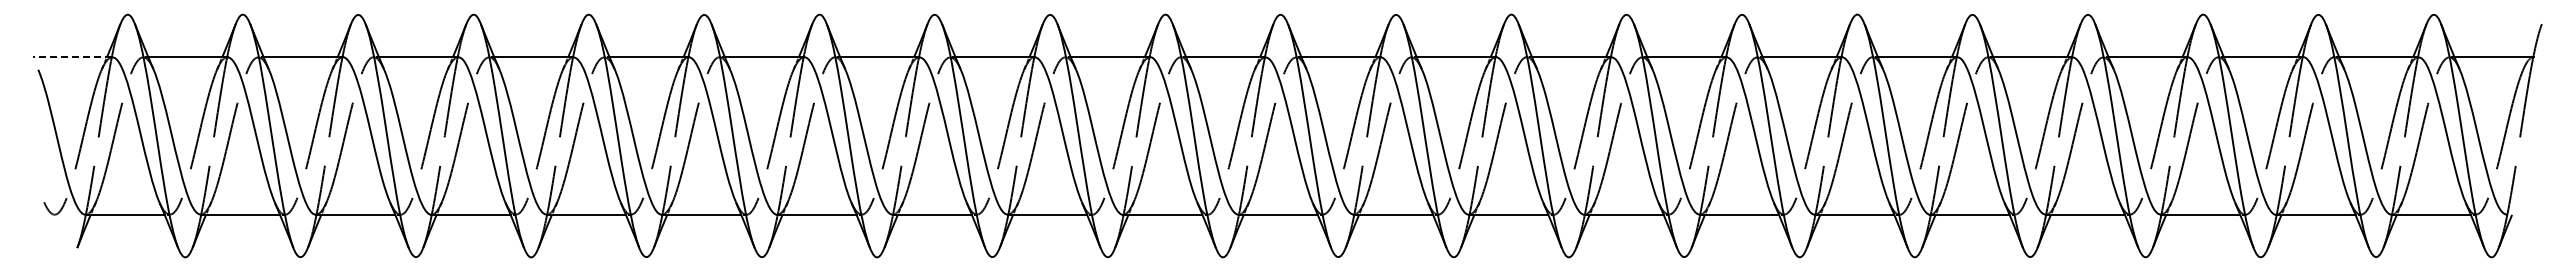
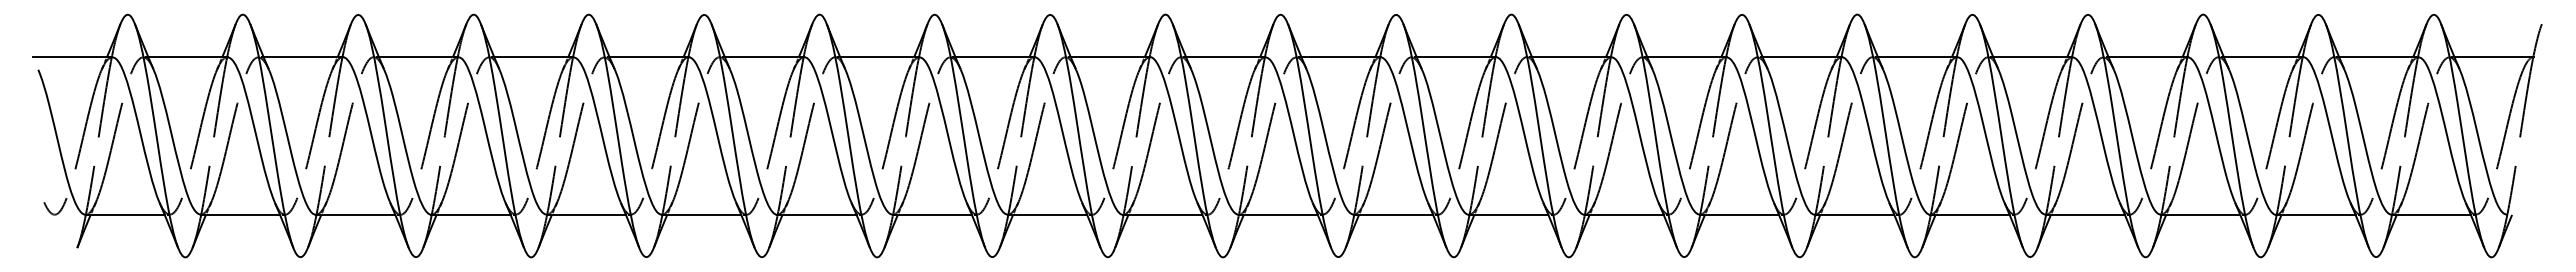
line: dashed -> solid (72, 57)
